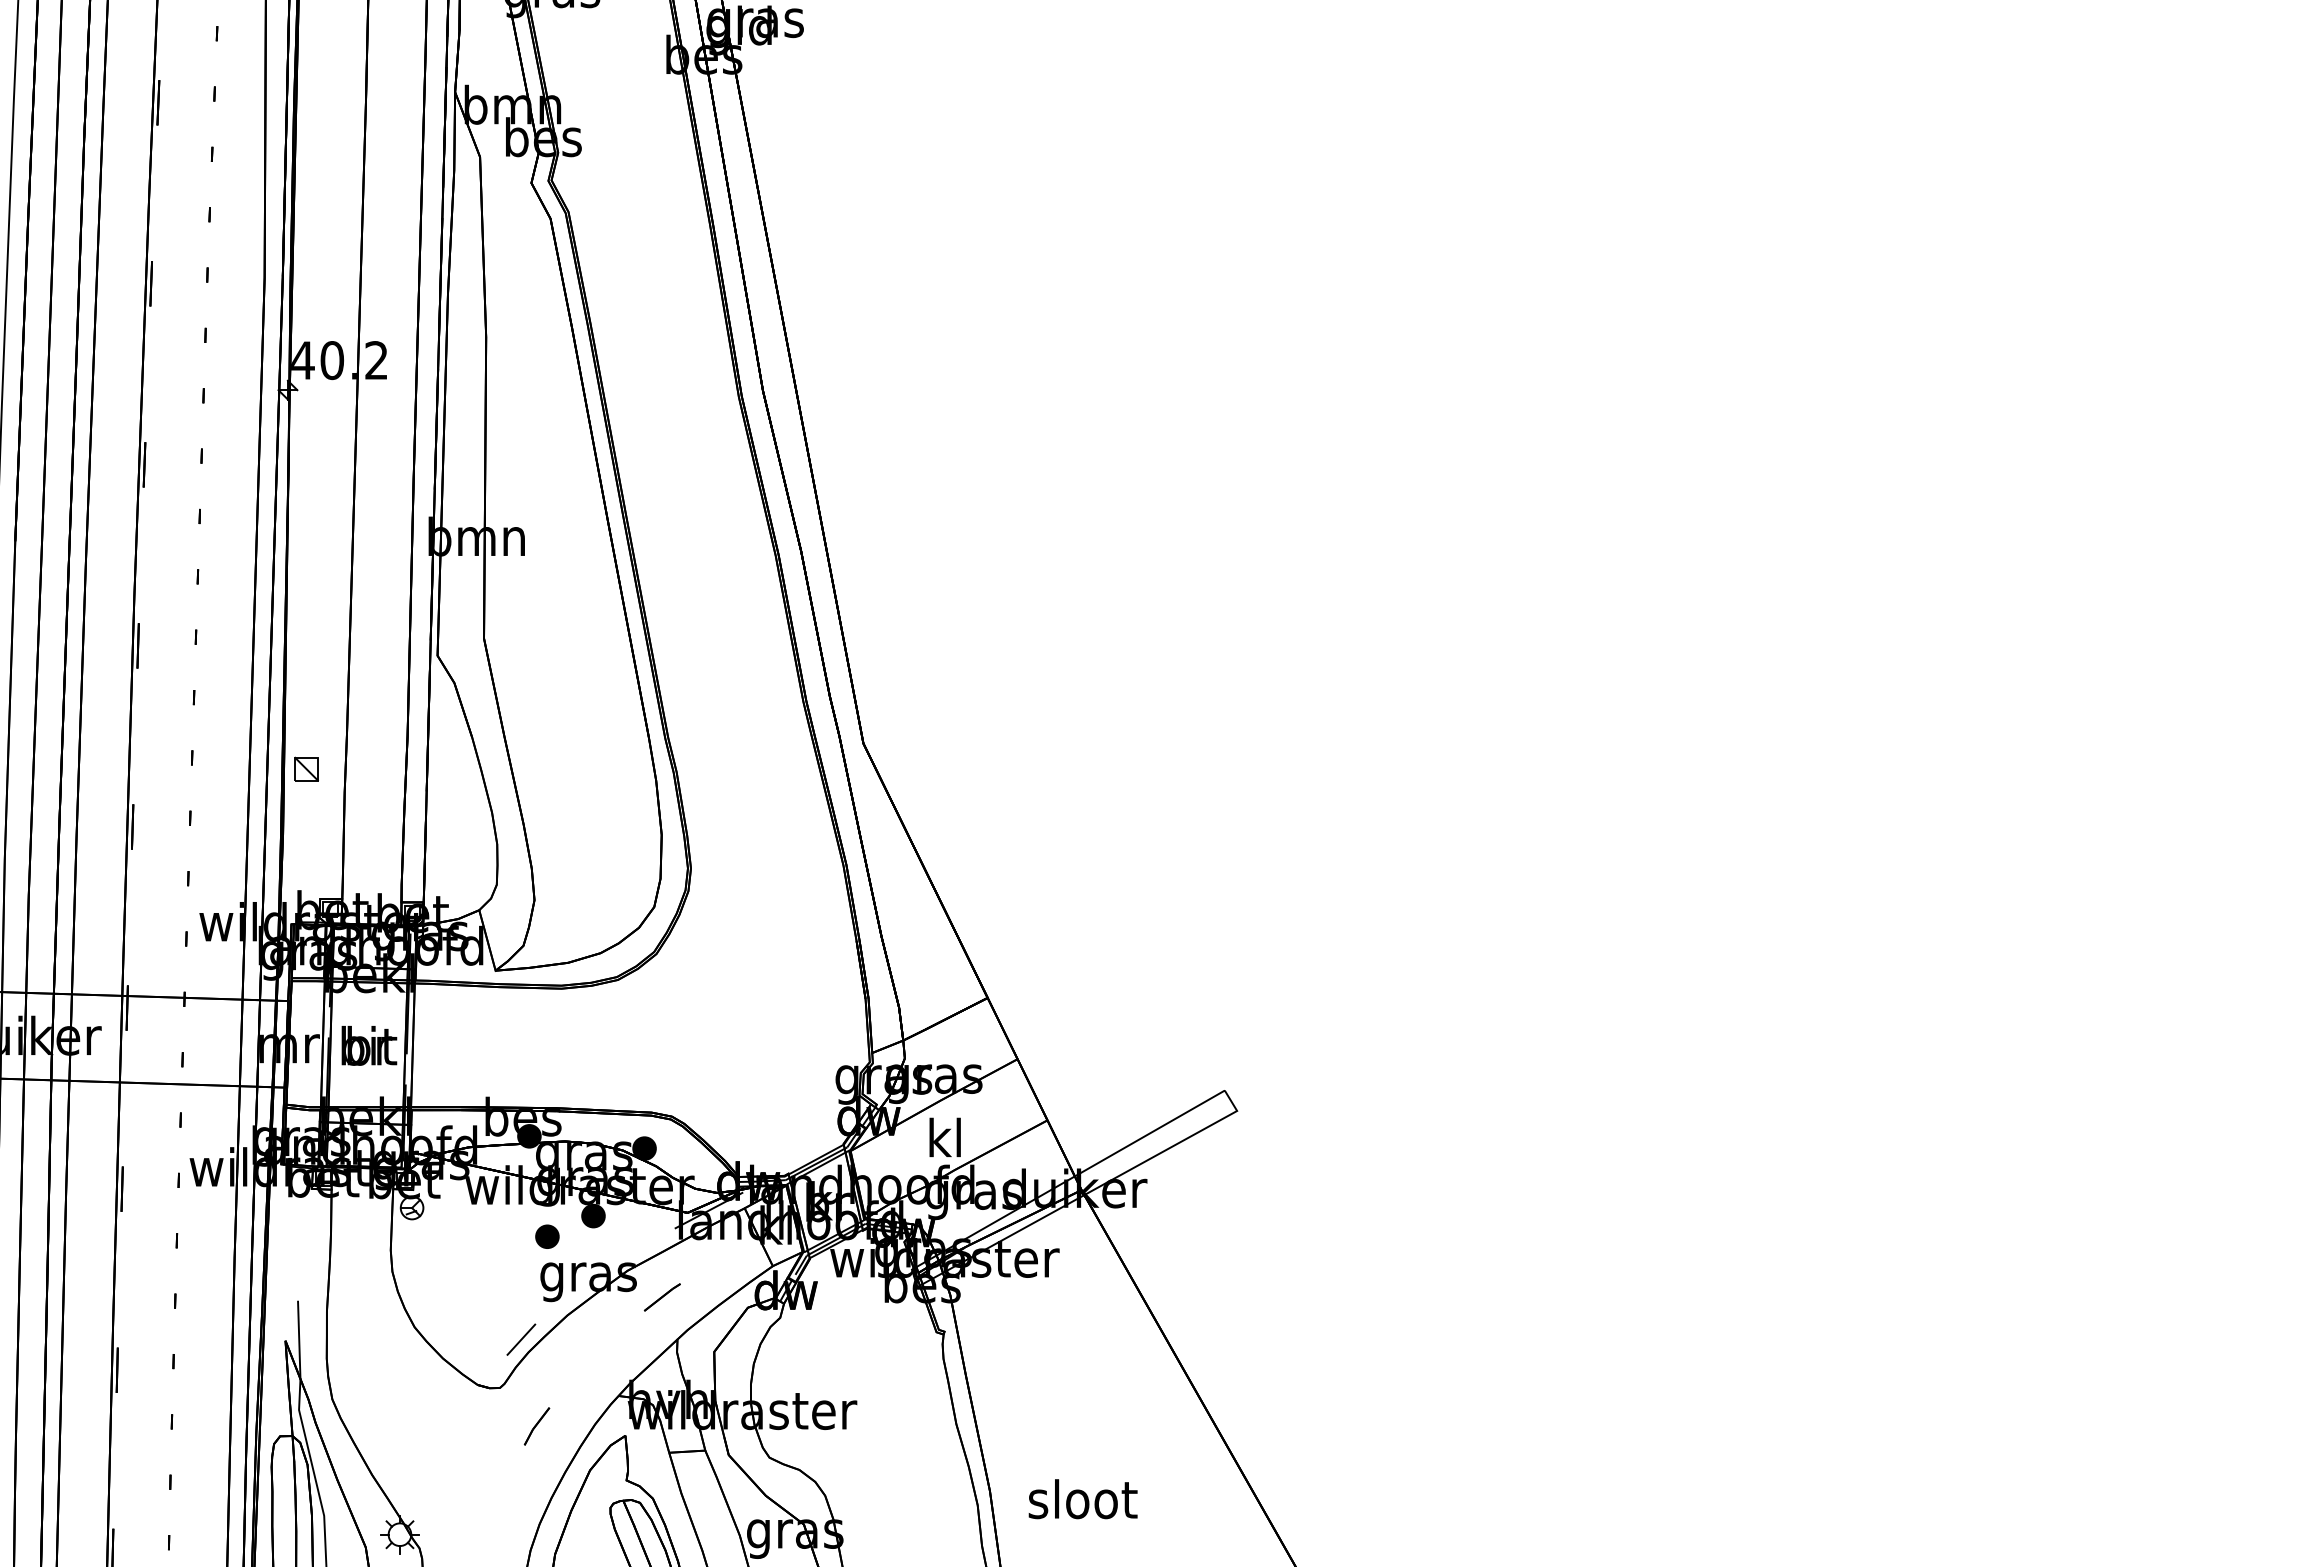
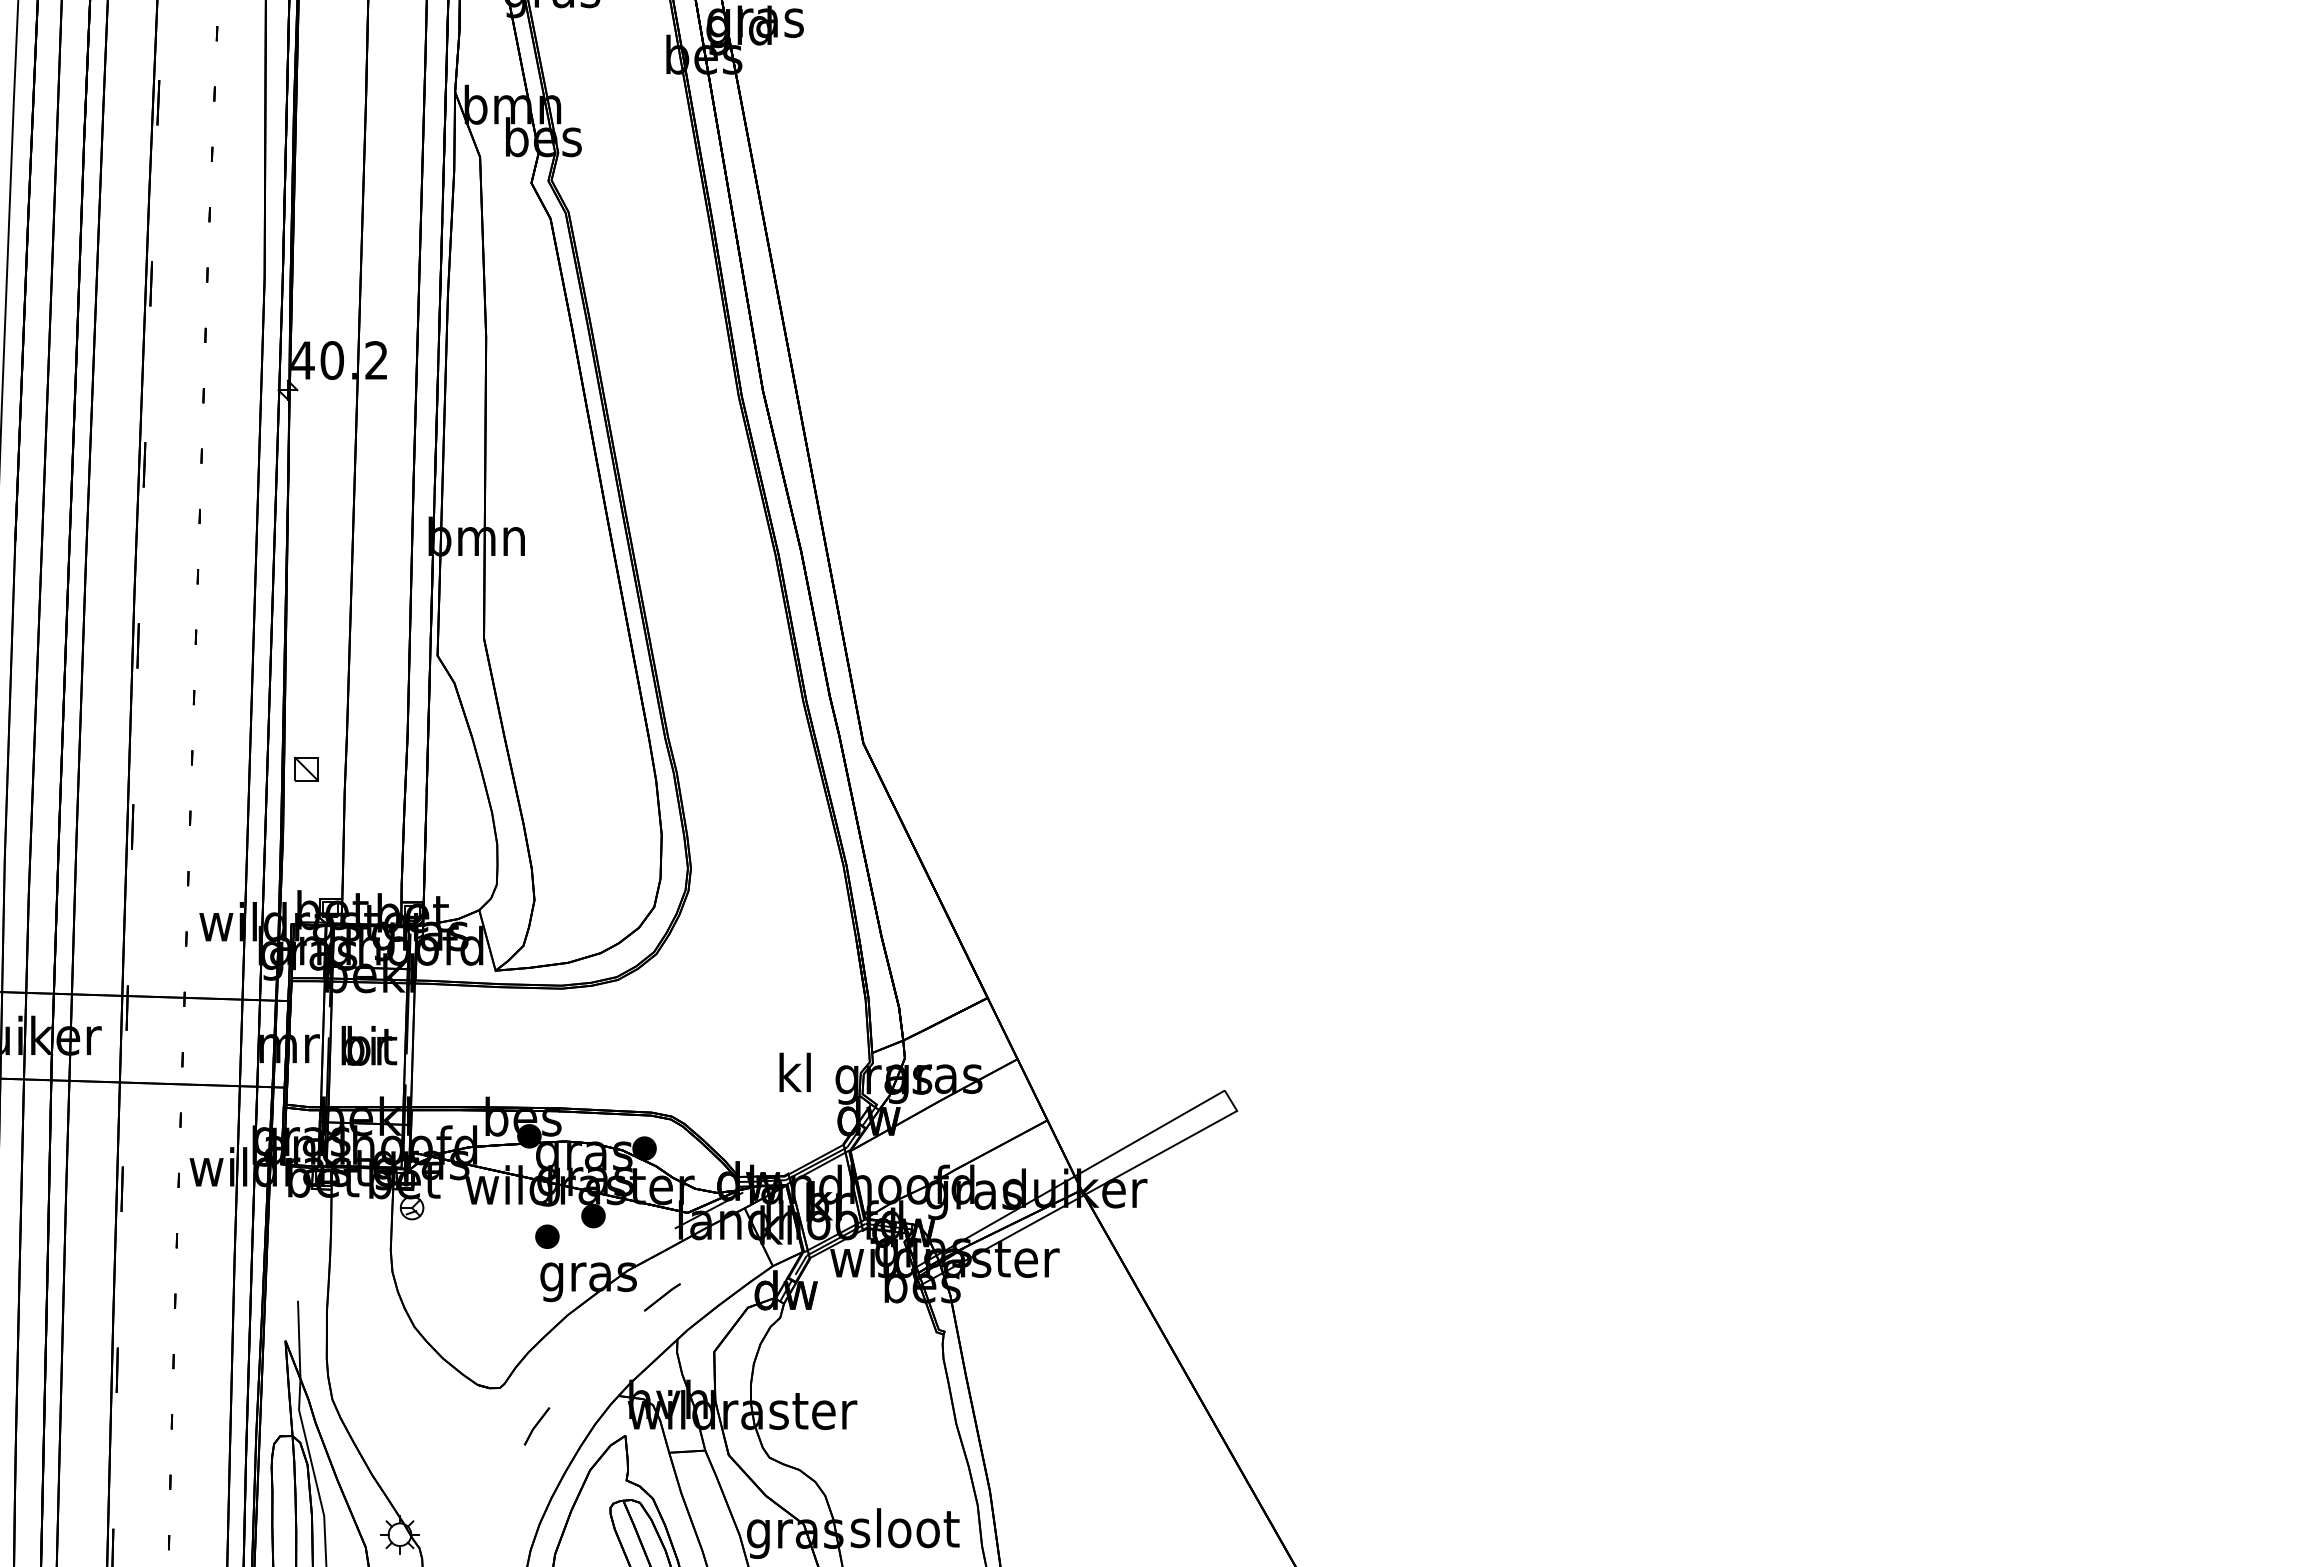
text position: (944, 1136) -> (794, 1071) (794, 1071)
line: present -> none (521, 1339)
text position: (1082, 1499) -> (904, 1528) (904, 1528)
